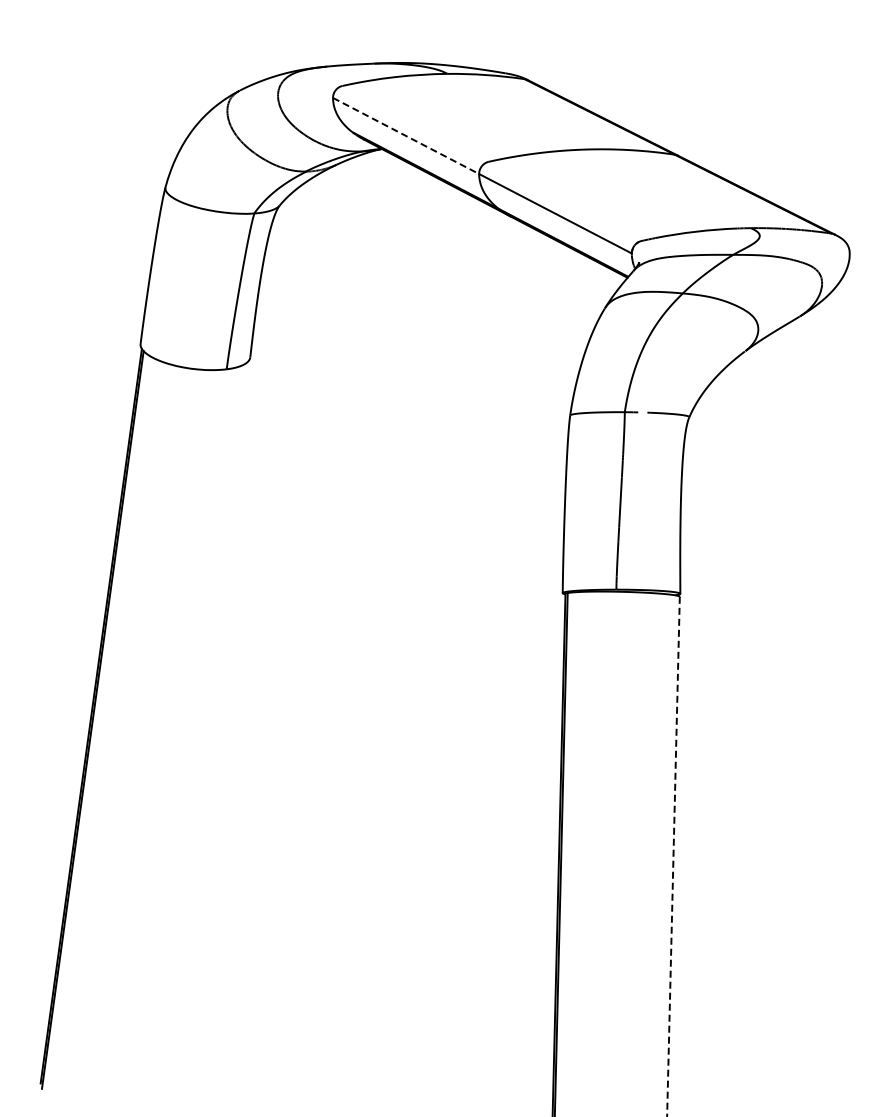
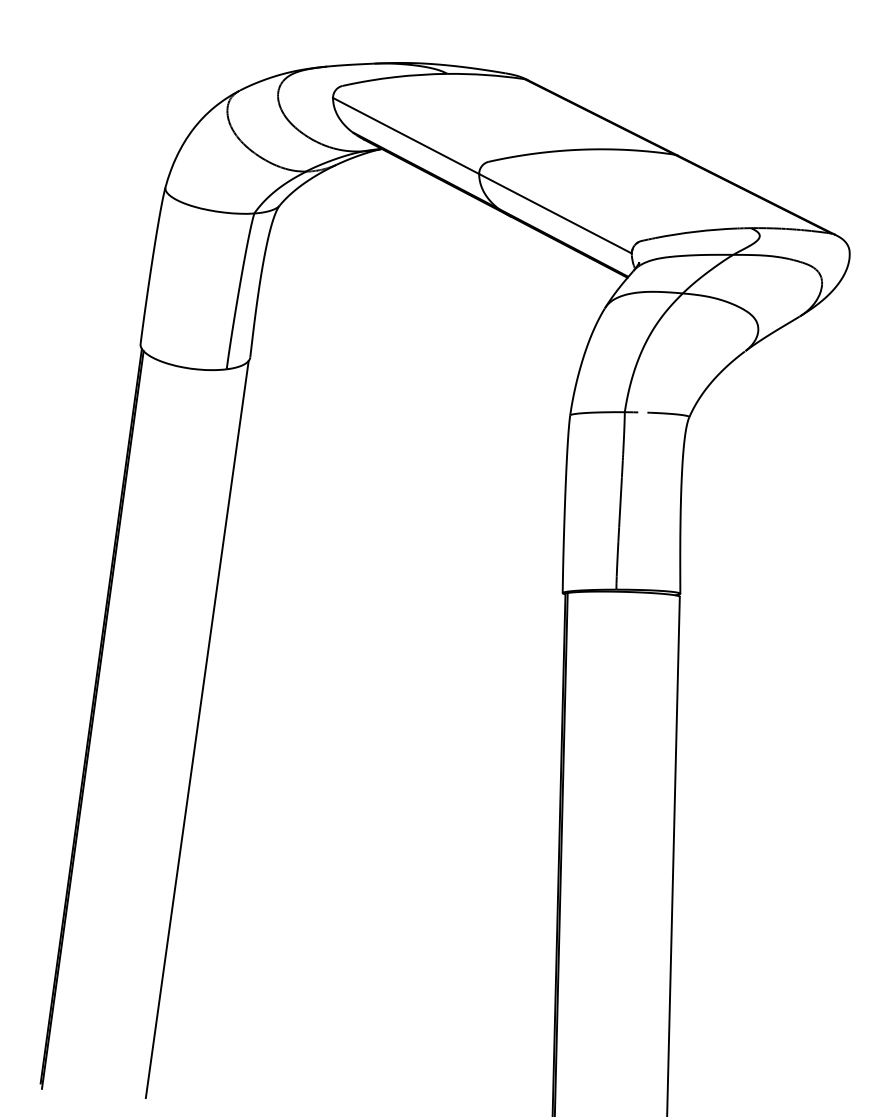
line: dashed -> solid (406, 136)
line: none -> present (196, 729)
line: dashed -> solid (673, 856)
